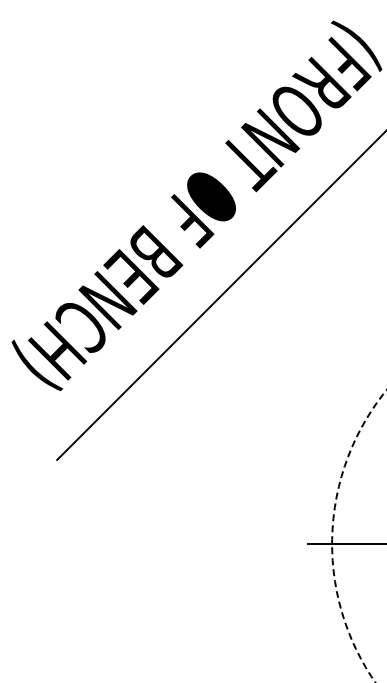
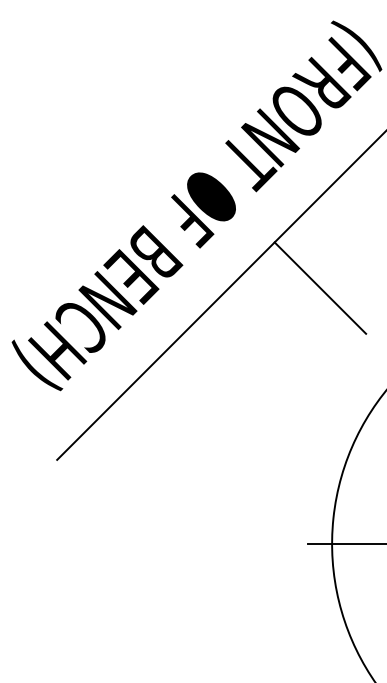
line: none -> present (320, 287)
arc: dashed -> solid (332, 535)
